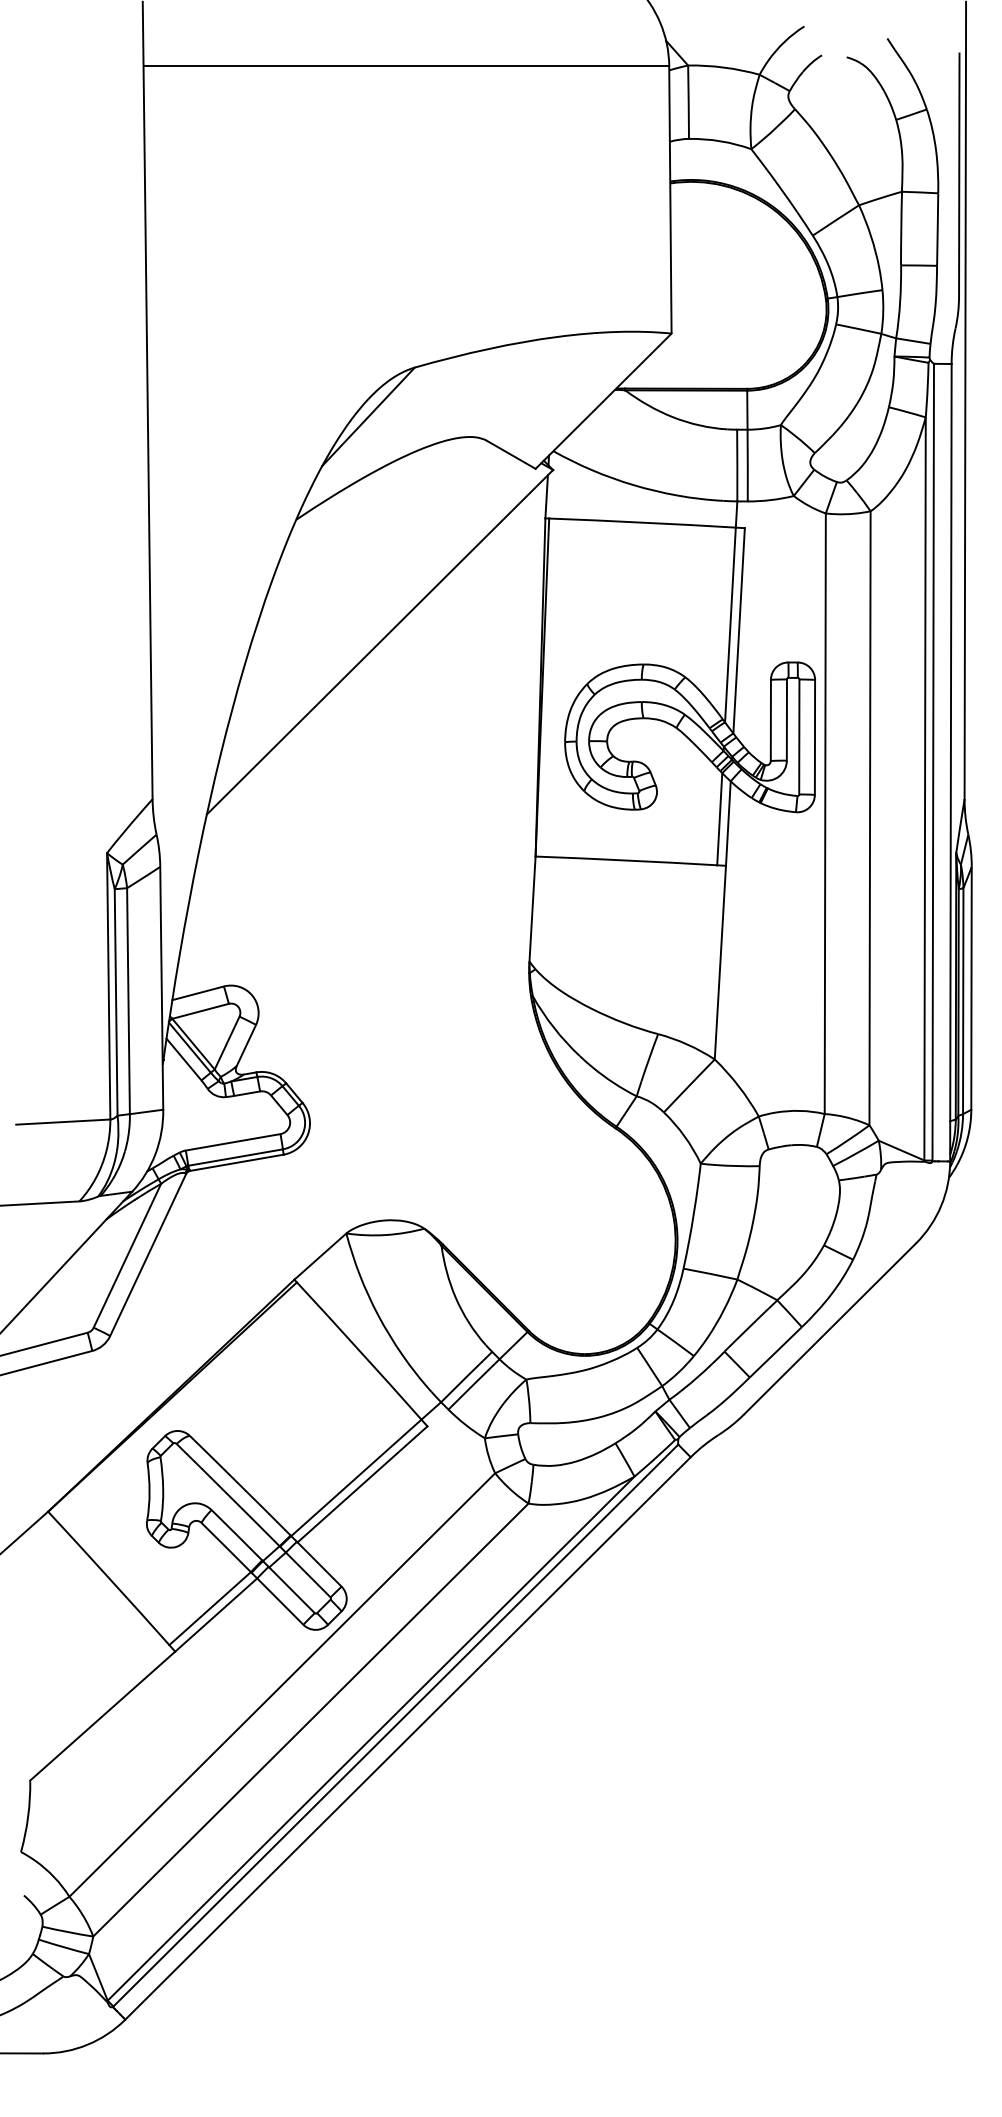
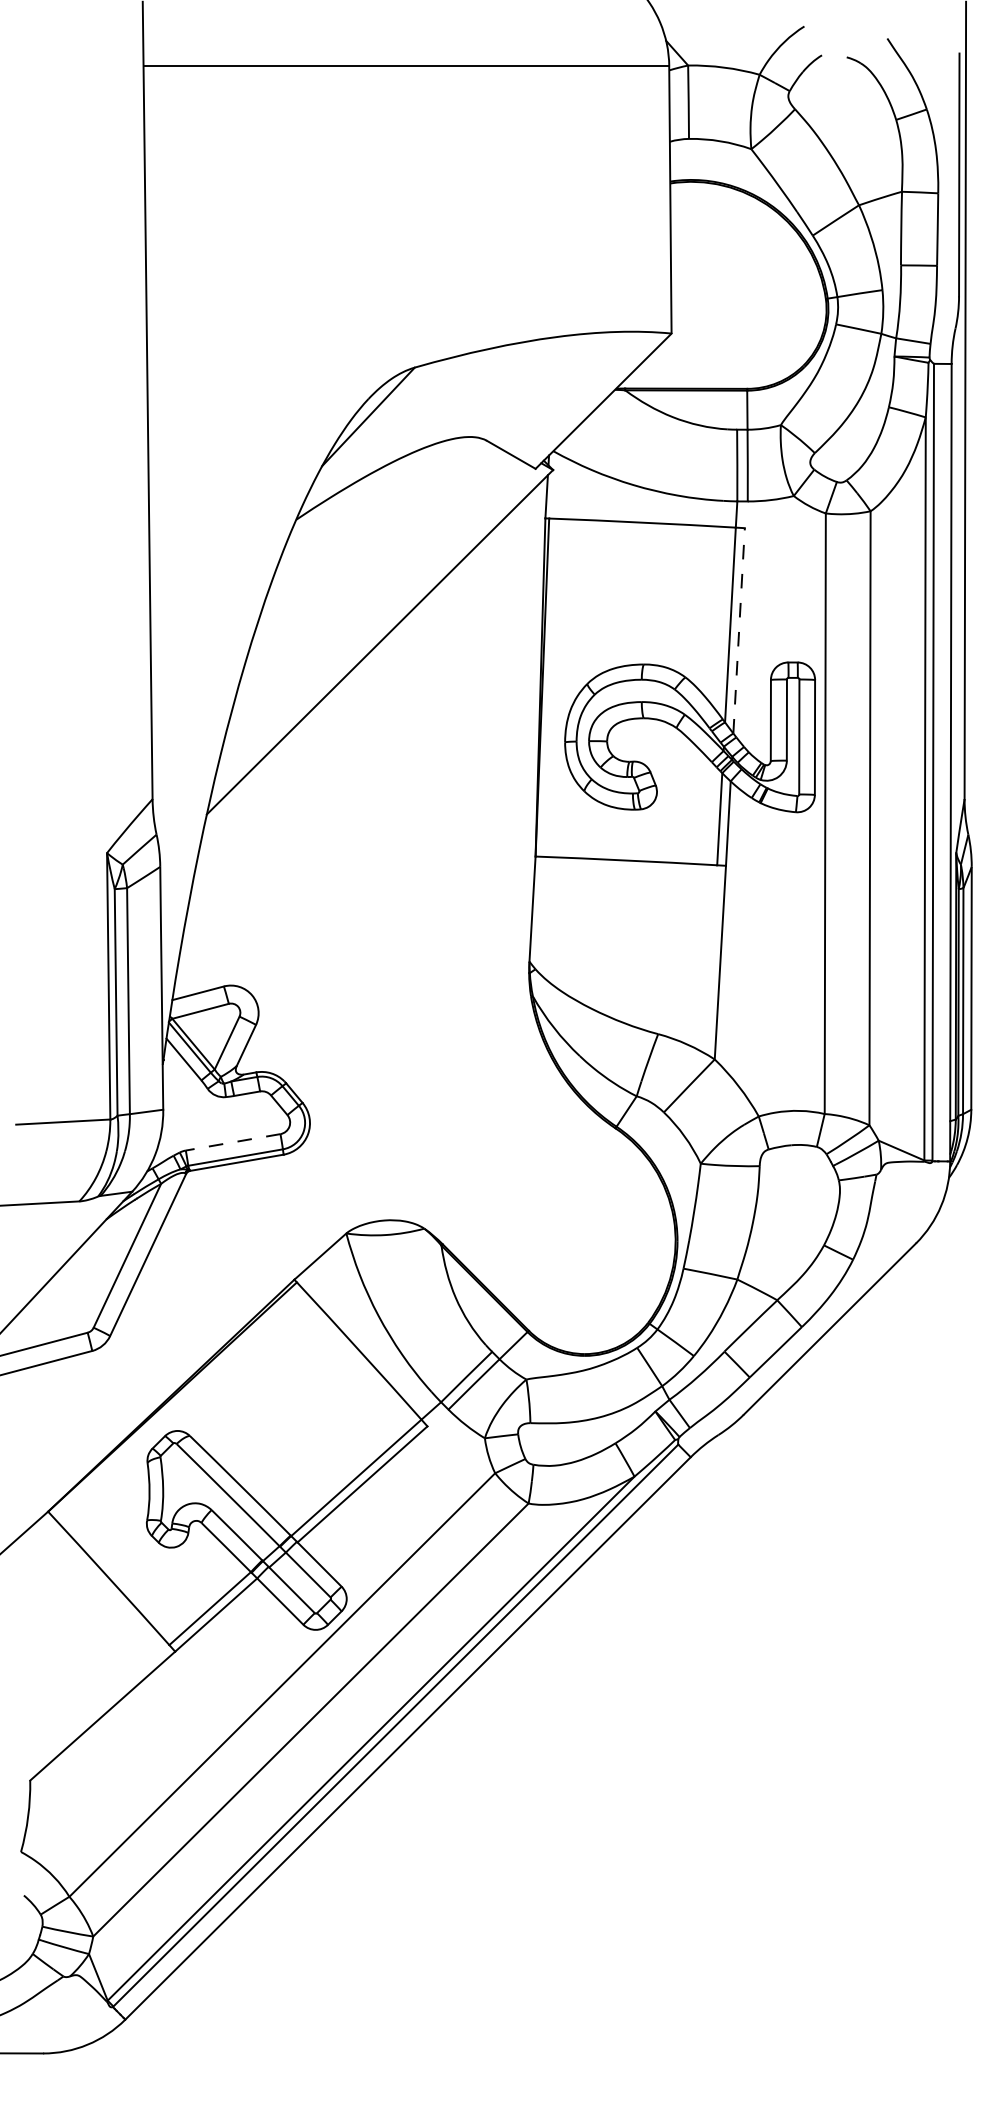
line: solid -> dashed (739, 630)
line: solid -> dashed (232, 1142)
